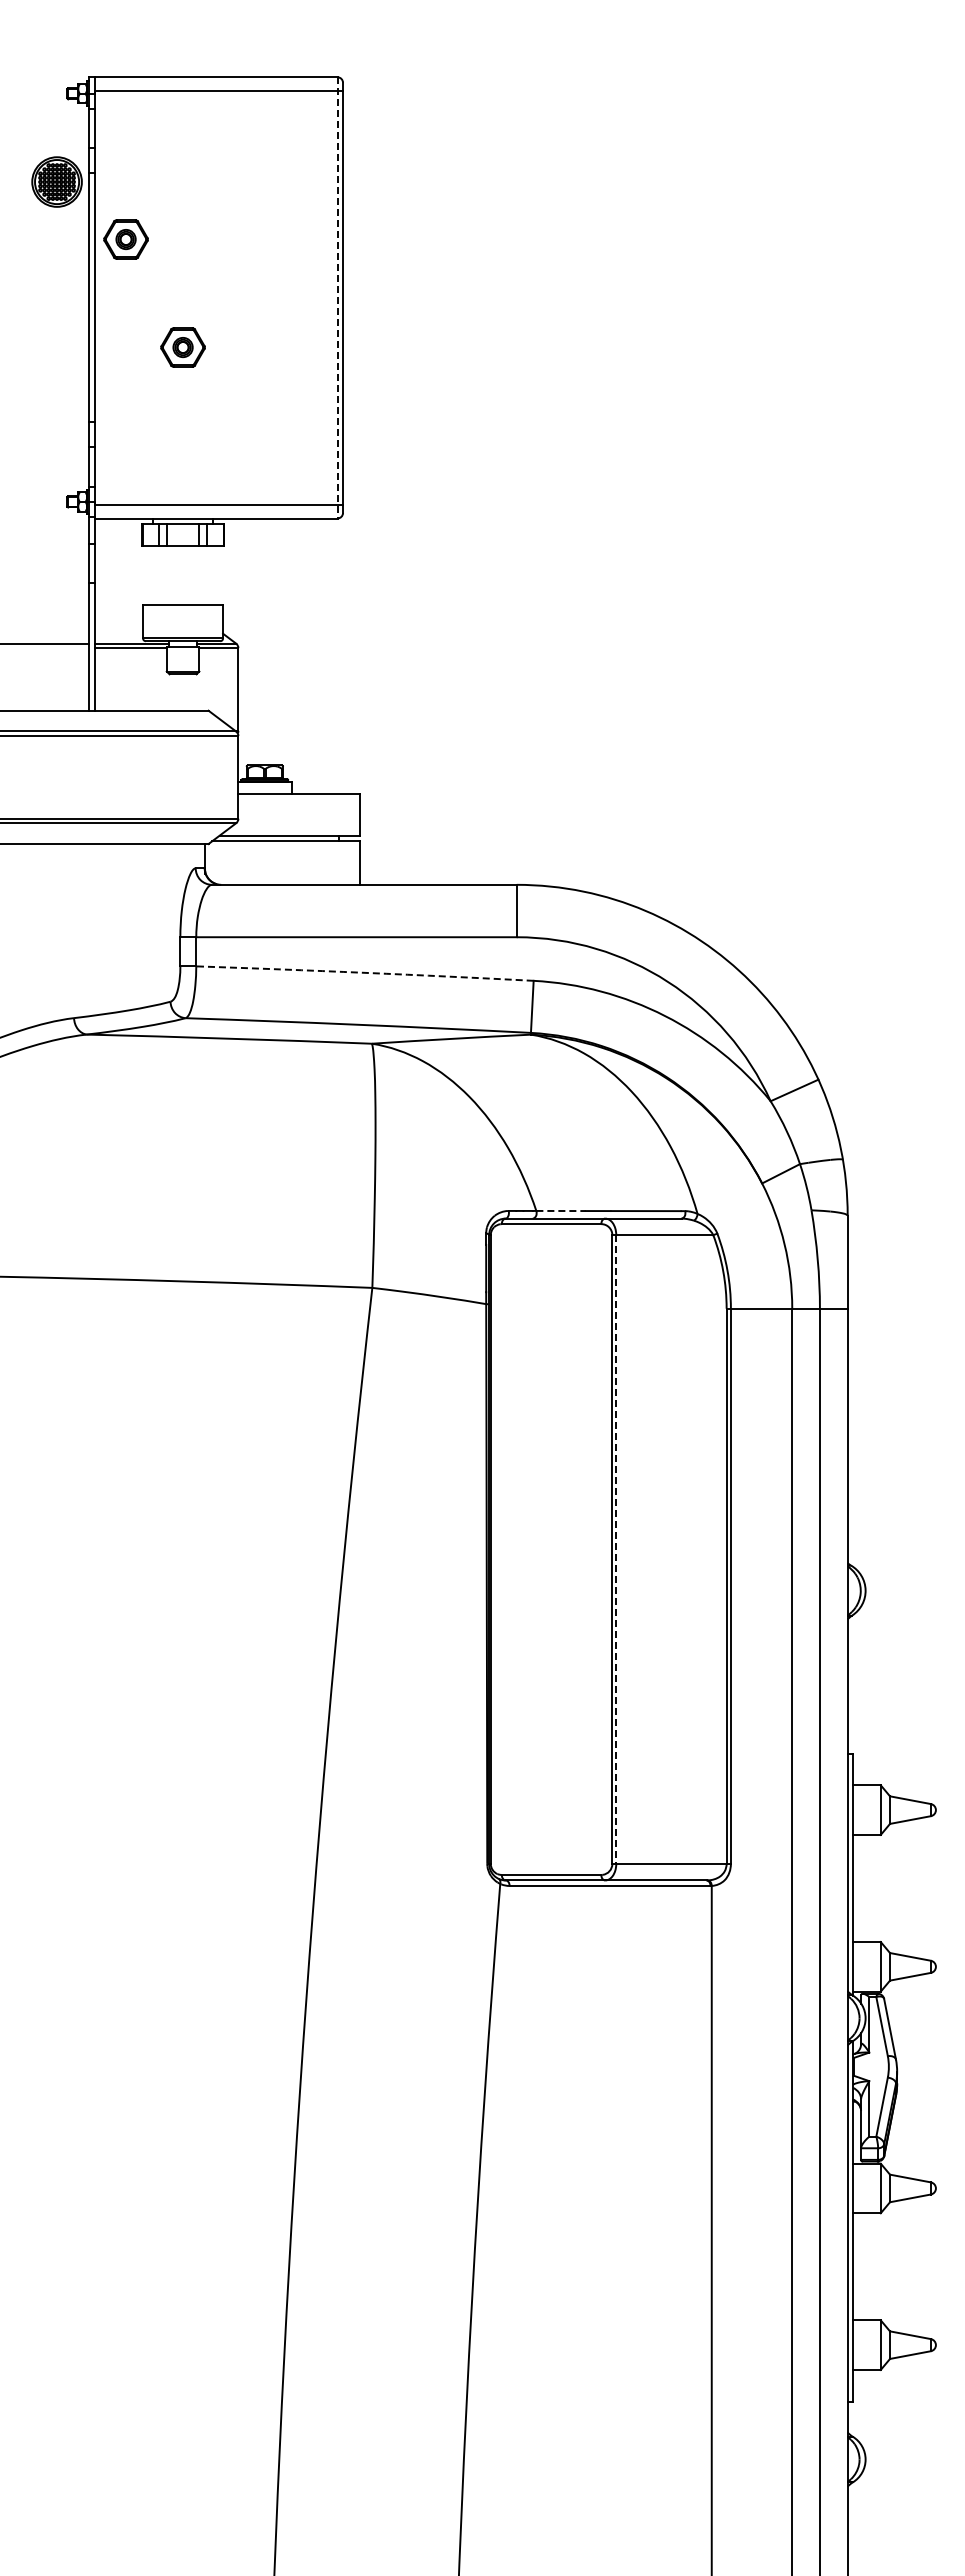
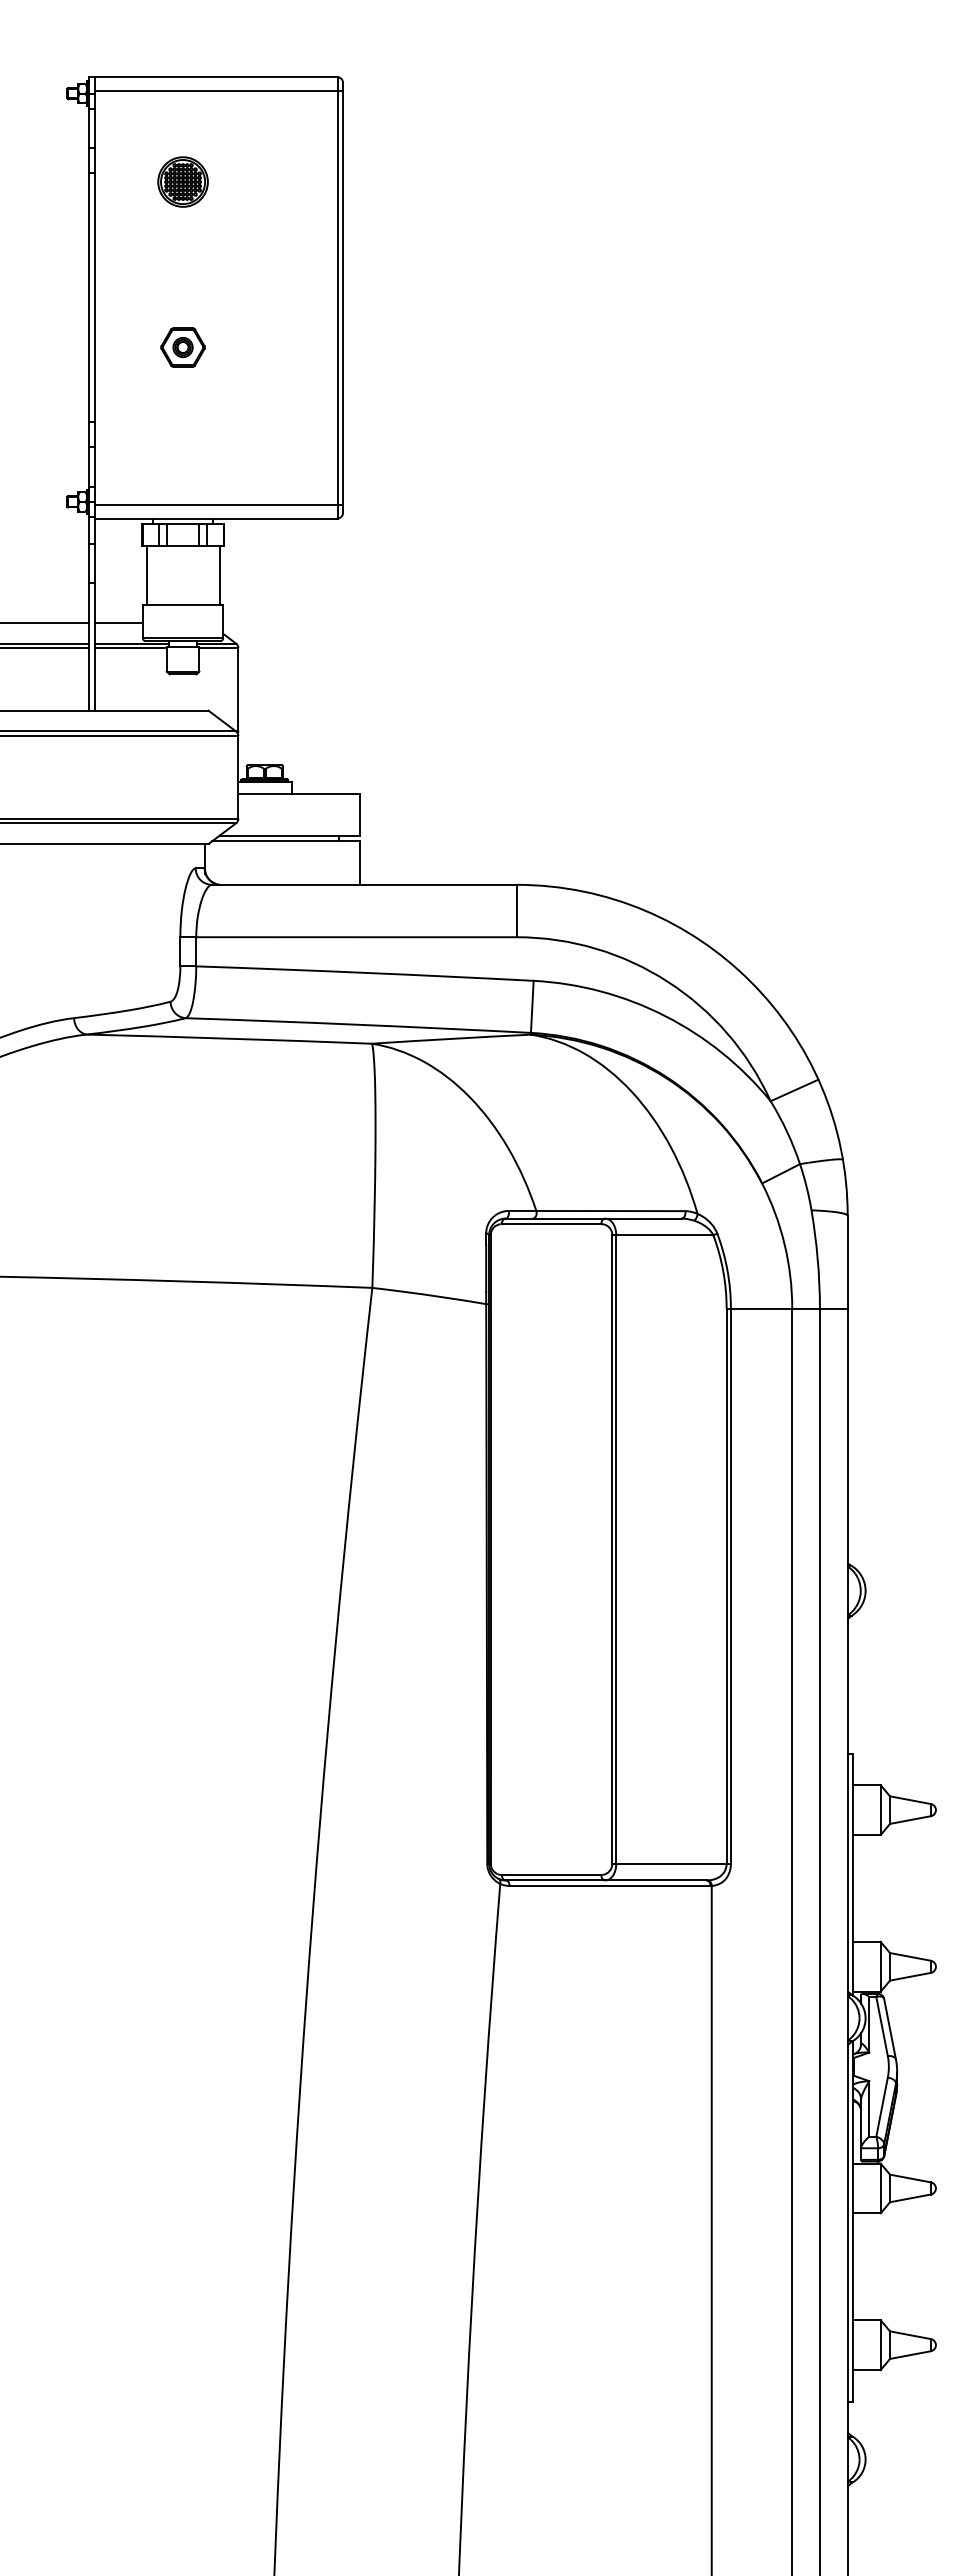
part position: (56, 181) -> (182, 181) (182, 181)
part: present -> none (125, 239)
line: dashed -> solid (337, 297)
line: none -> present (146, 575)
line: none -> present (219, 575)
line: none -> present (45, 622)
line: none -> present (118, 622)
line: none -> present (45, 648)
arc: dashed -> solid (365, 972)
line: dashed -> solid (561, 1211)
line: dashed -> solid (616, 1550)
